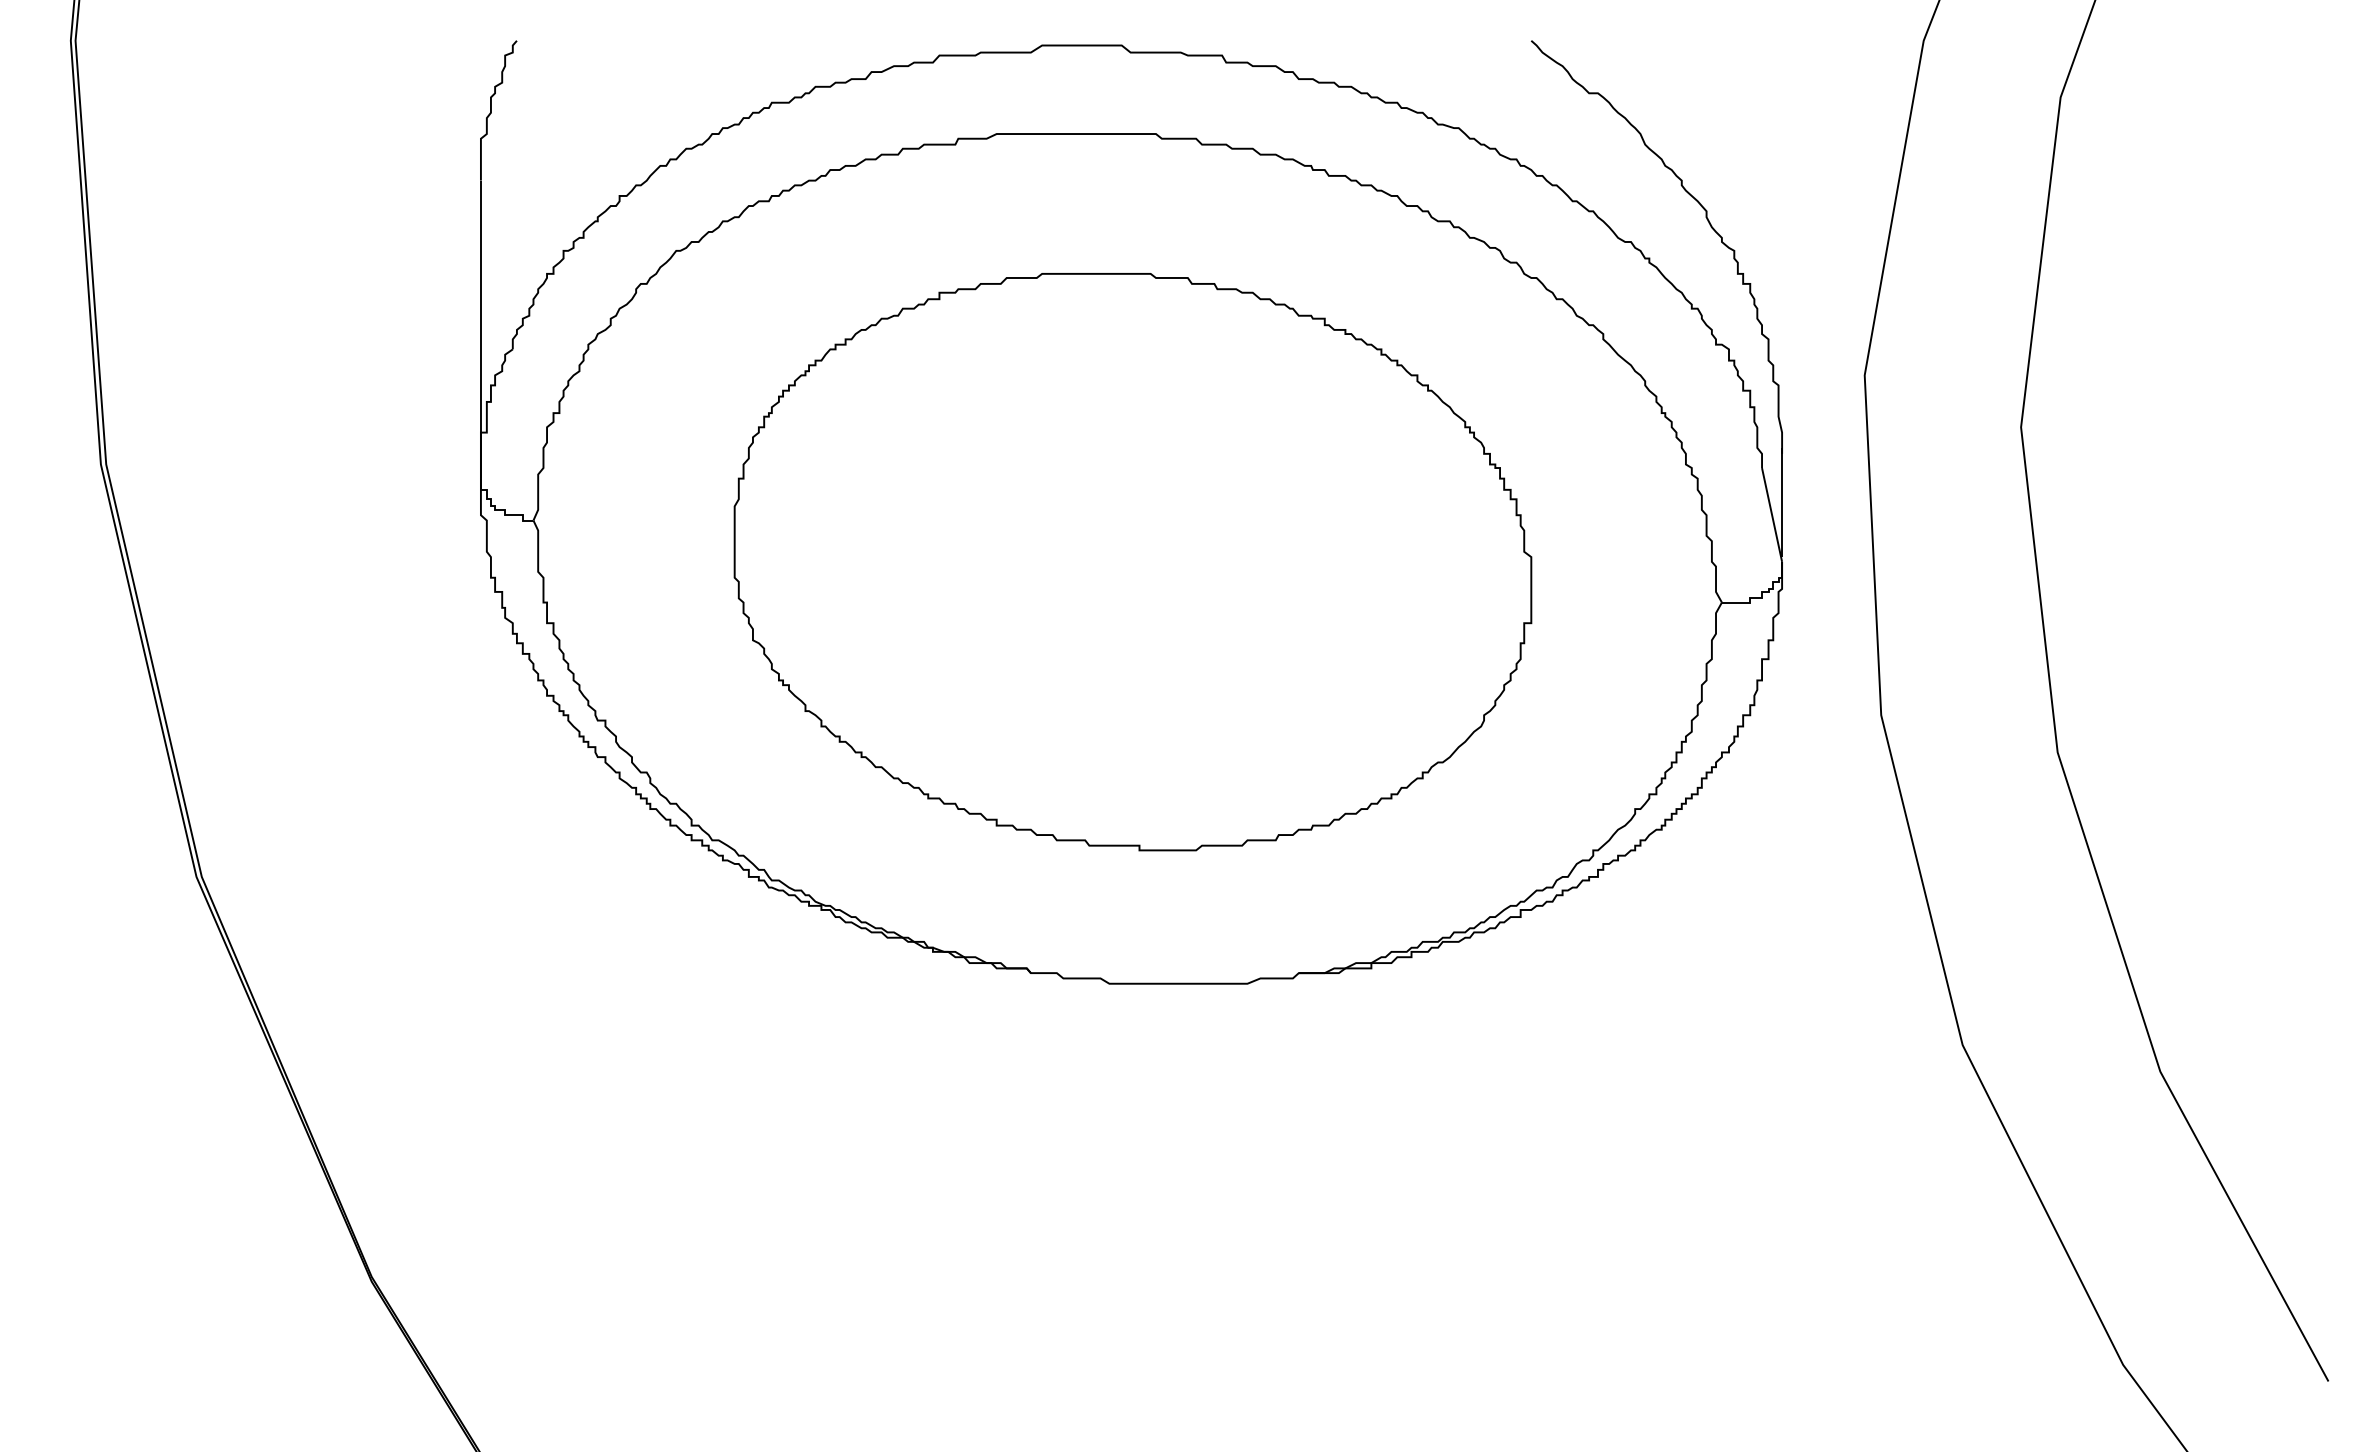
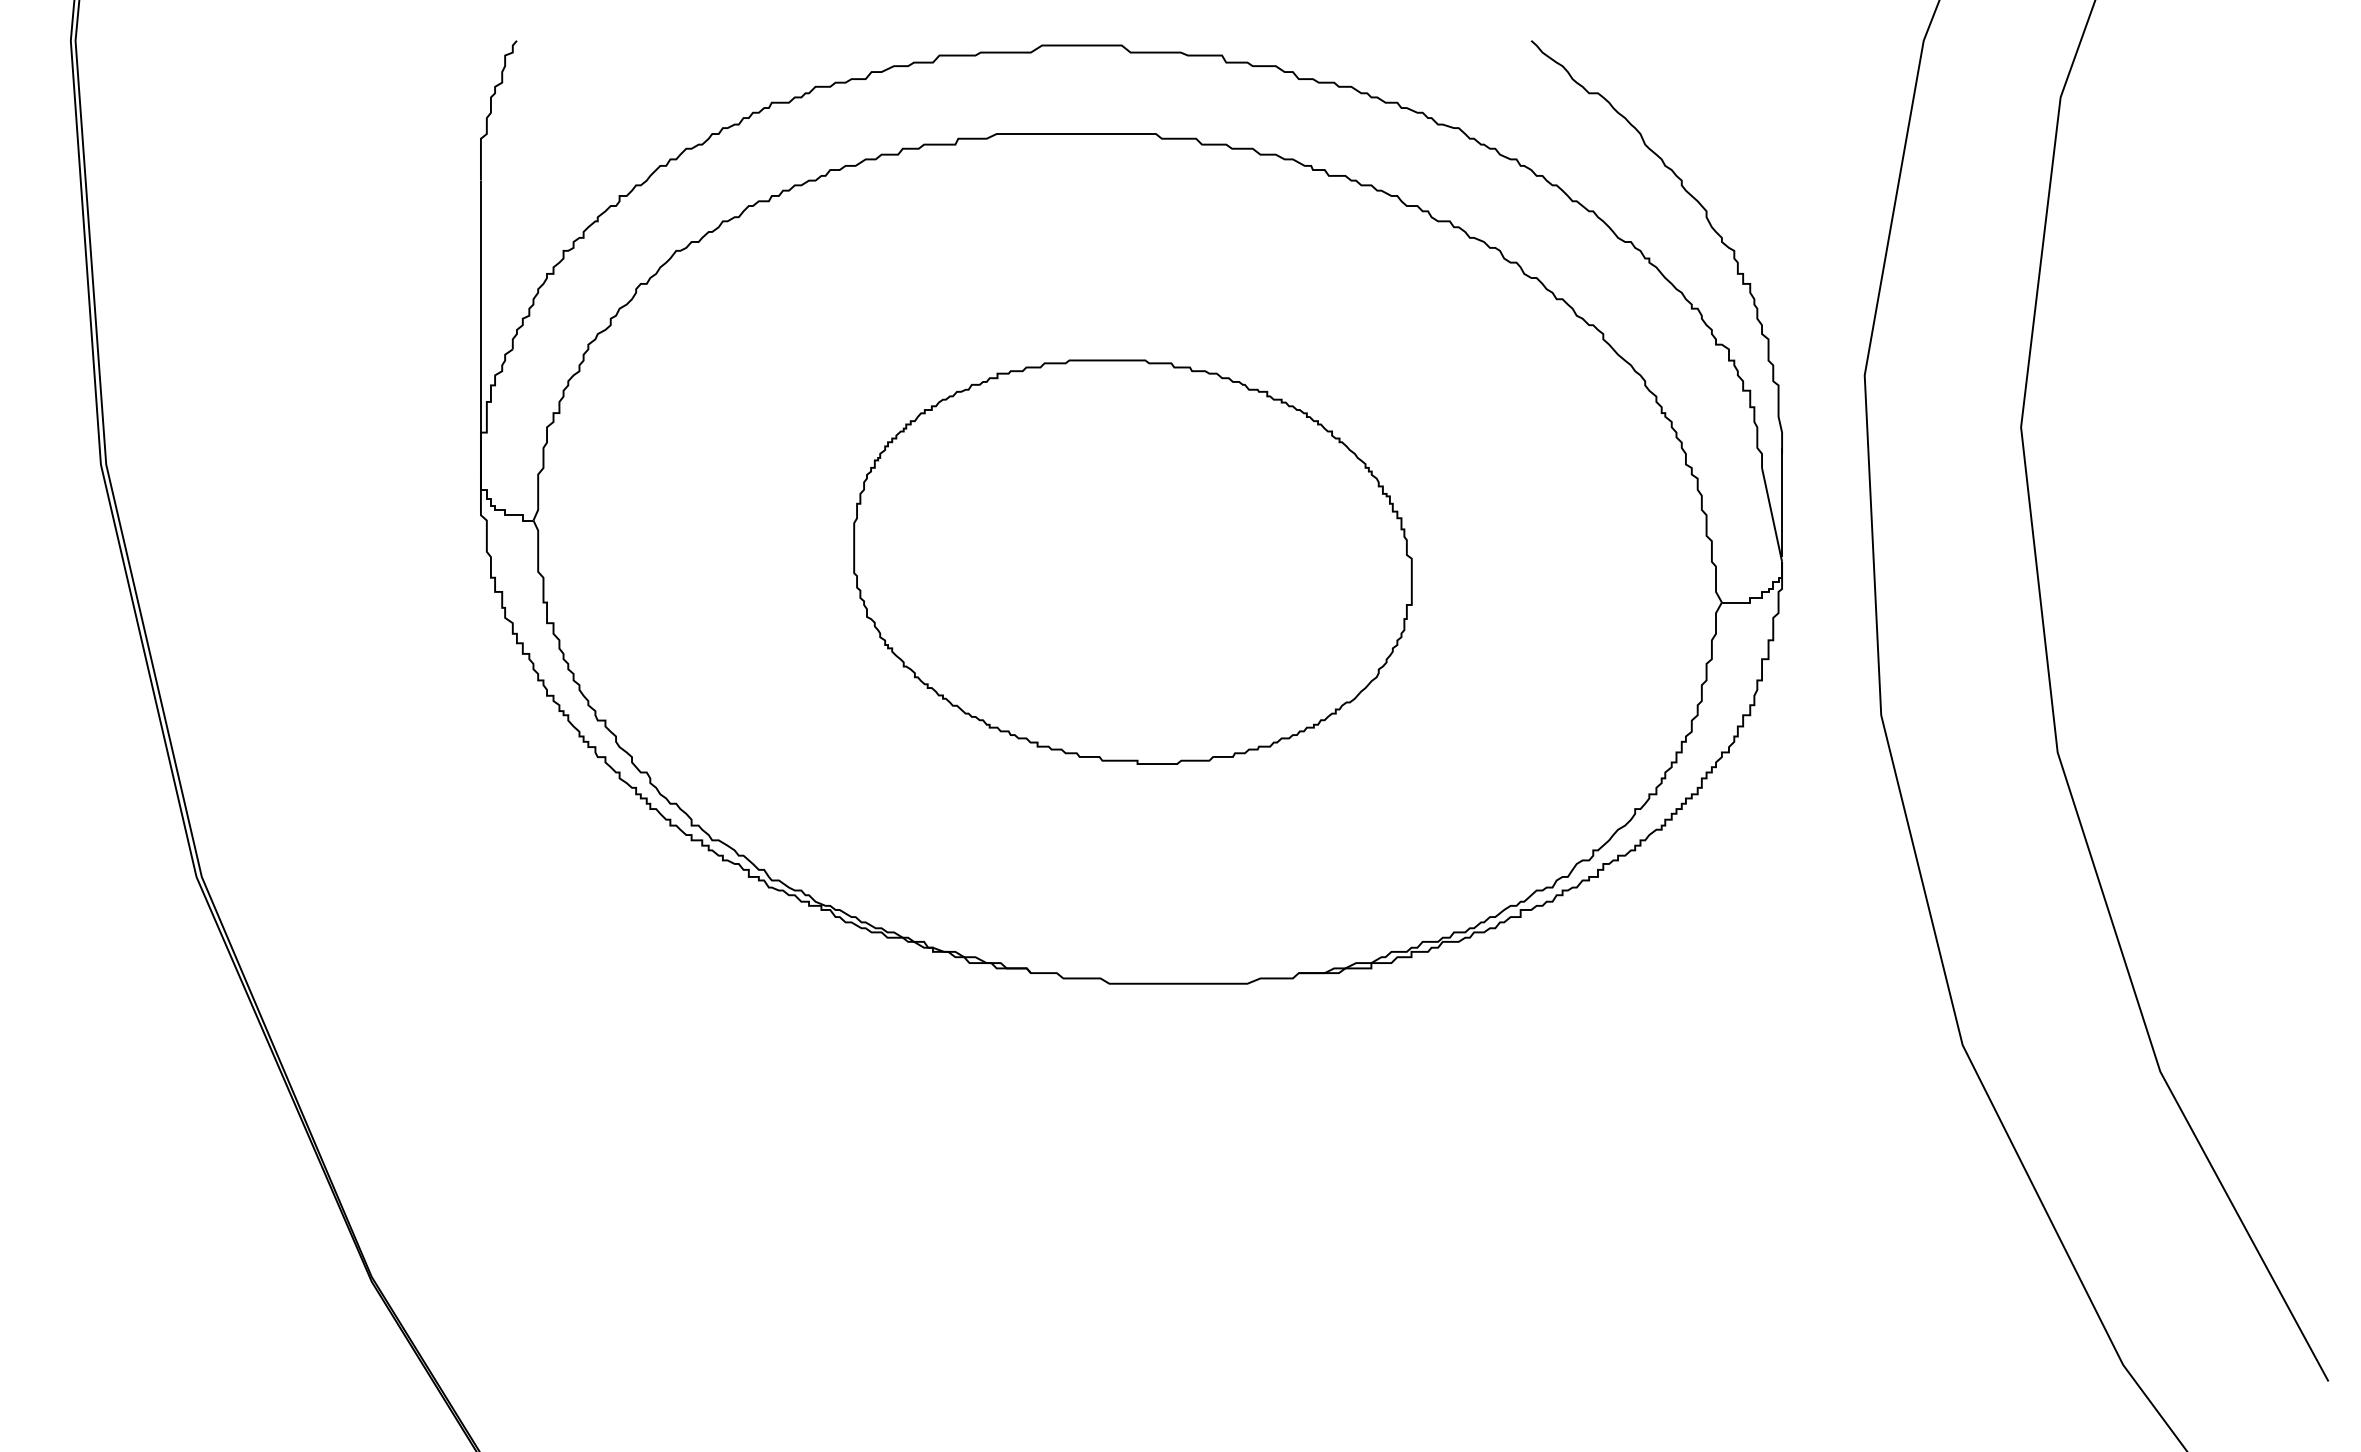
part size: 800x579 px -> 560x406 px (1132, 561)
